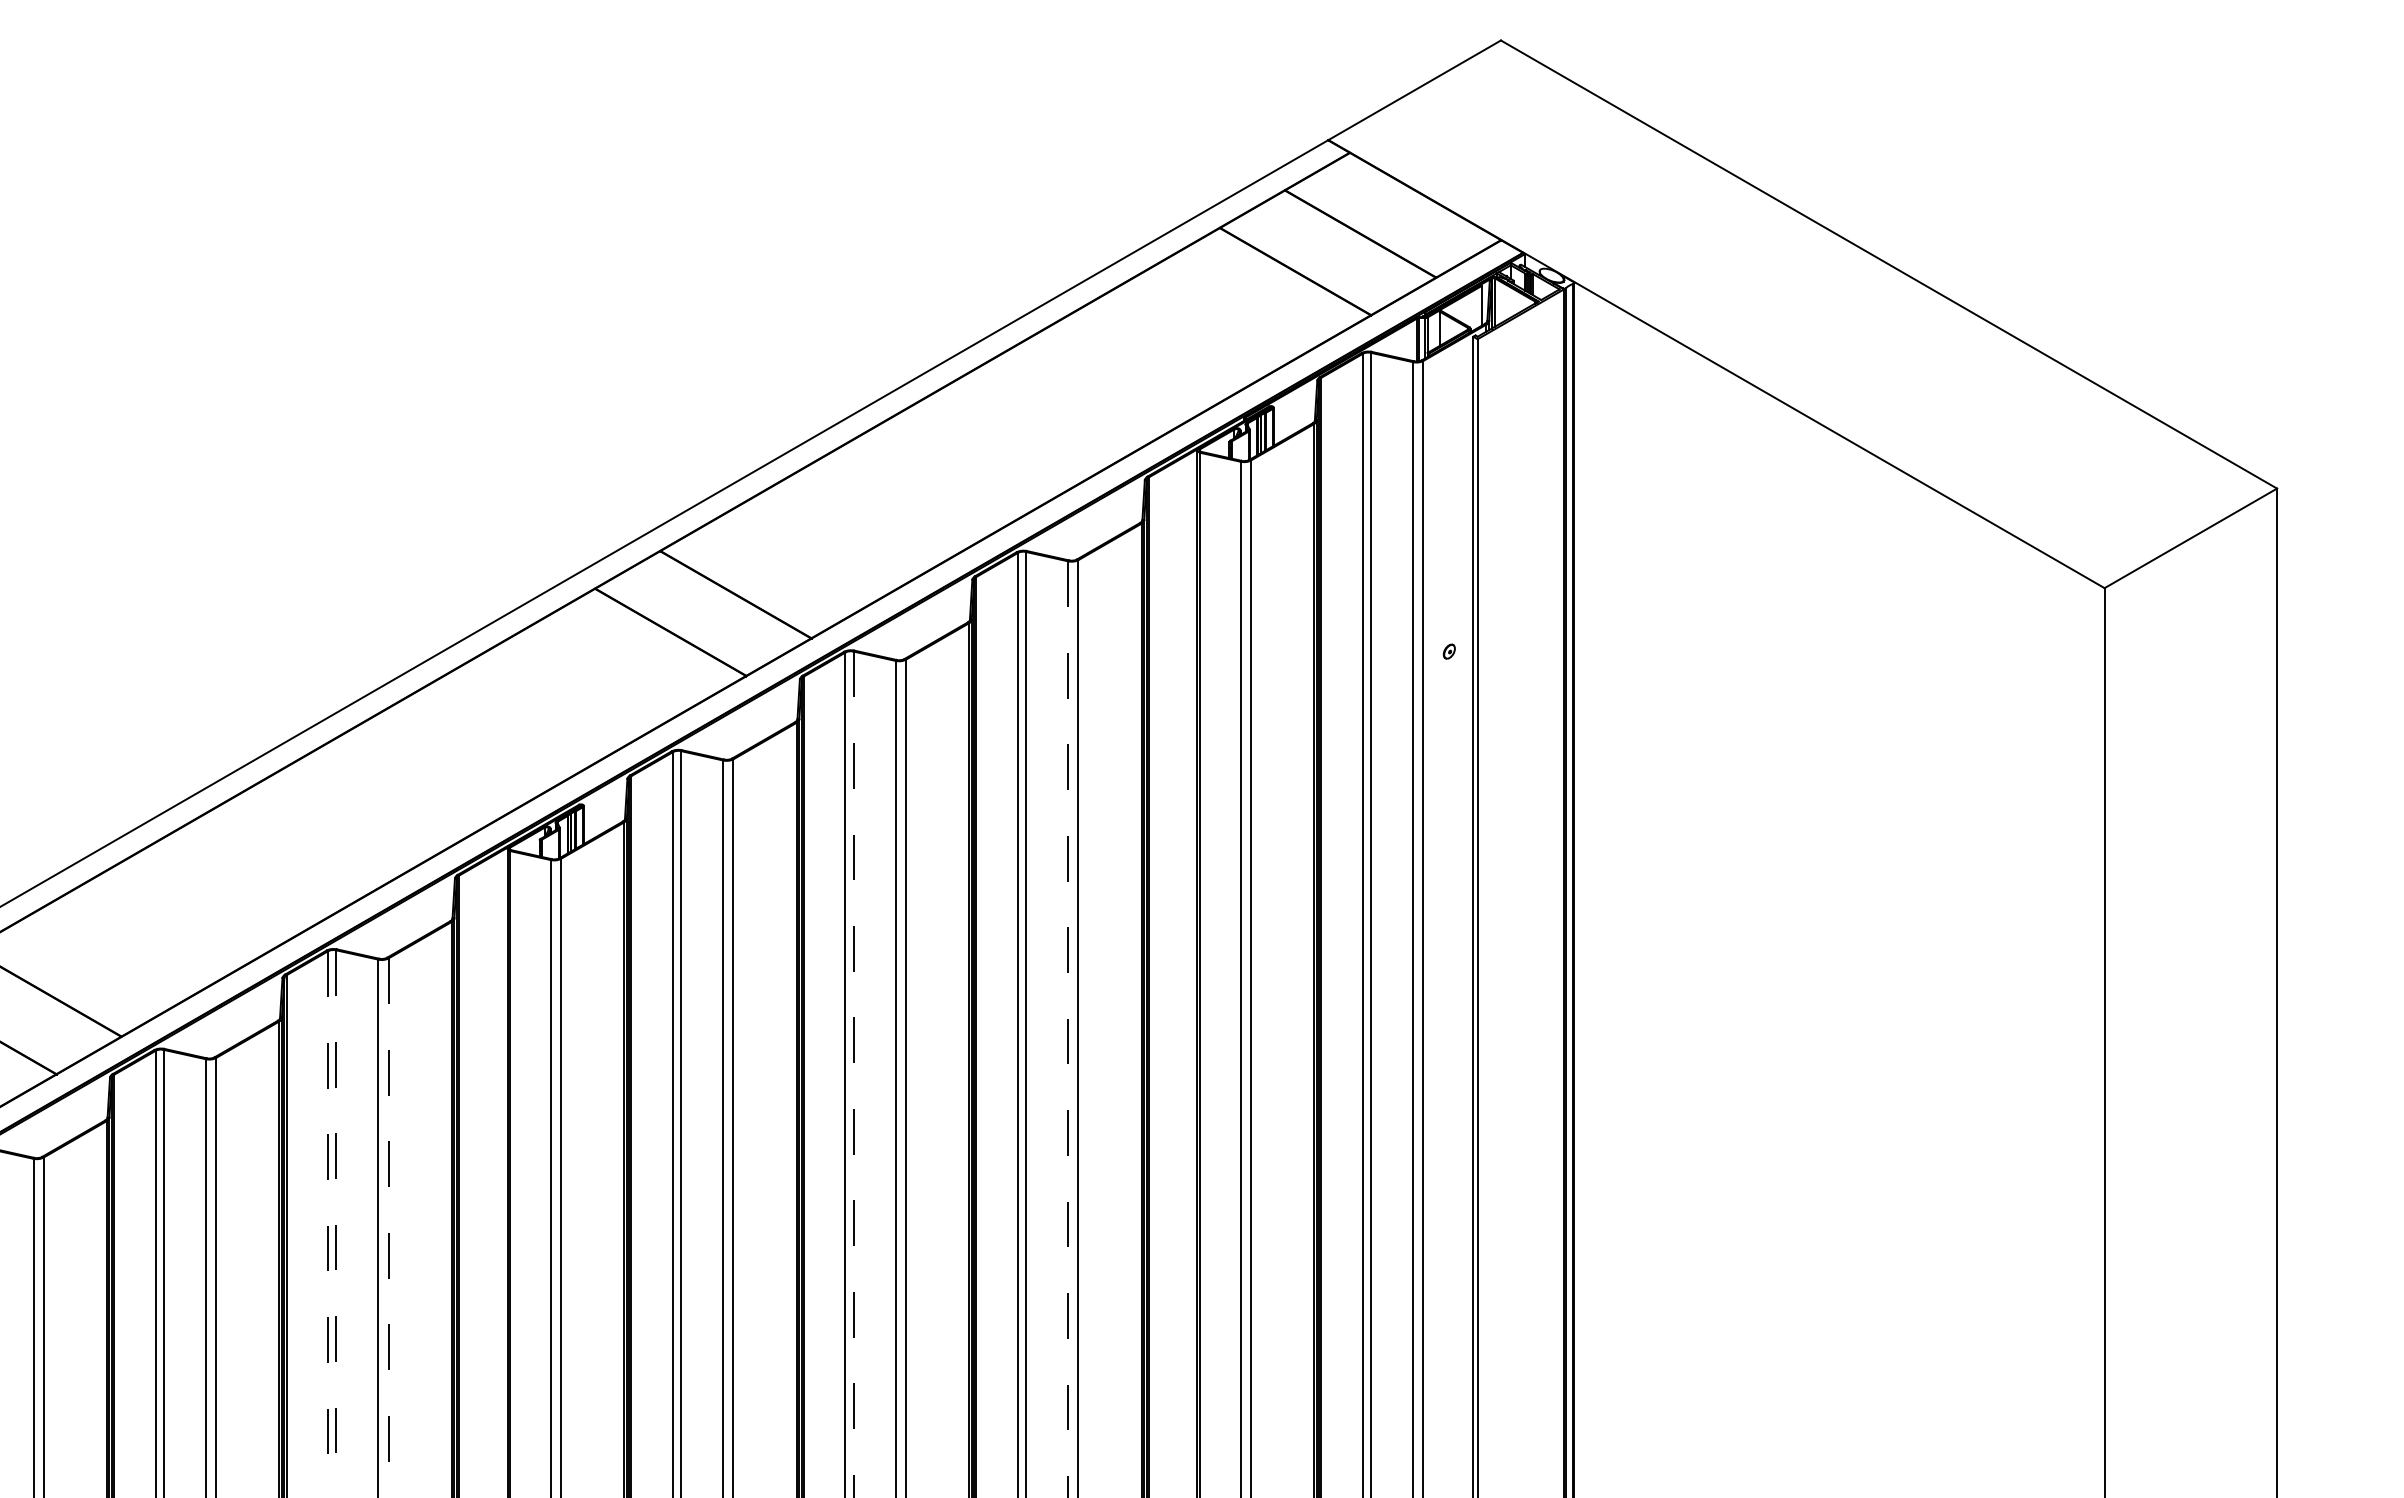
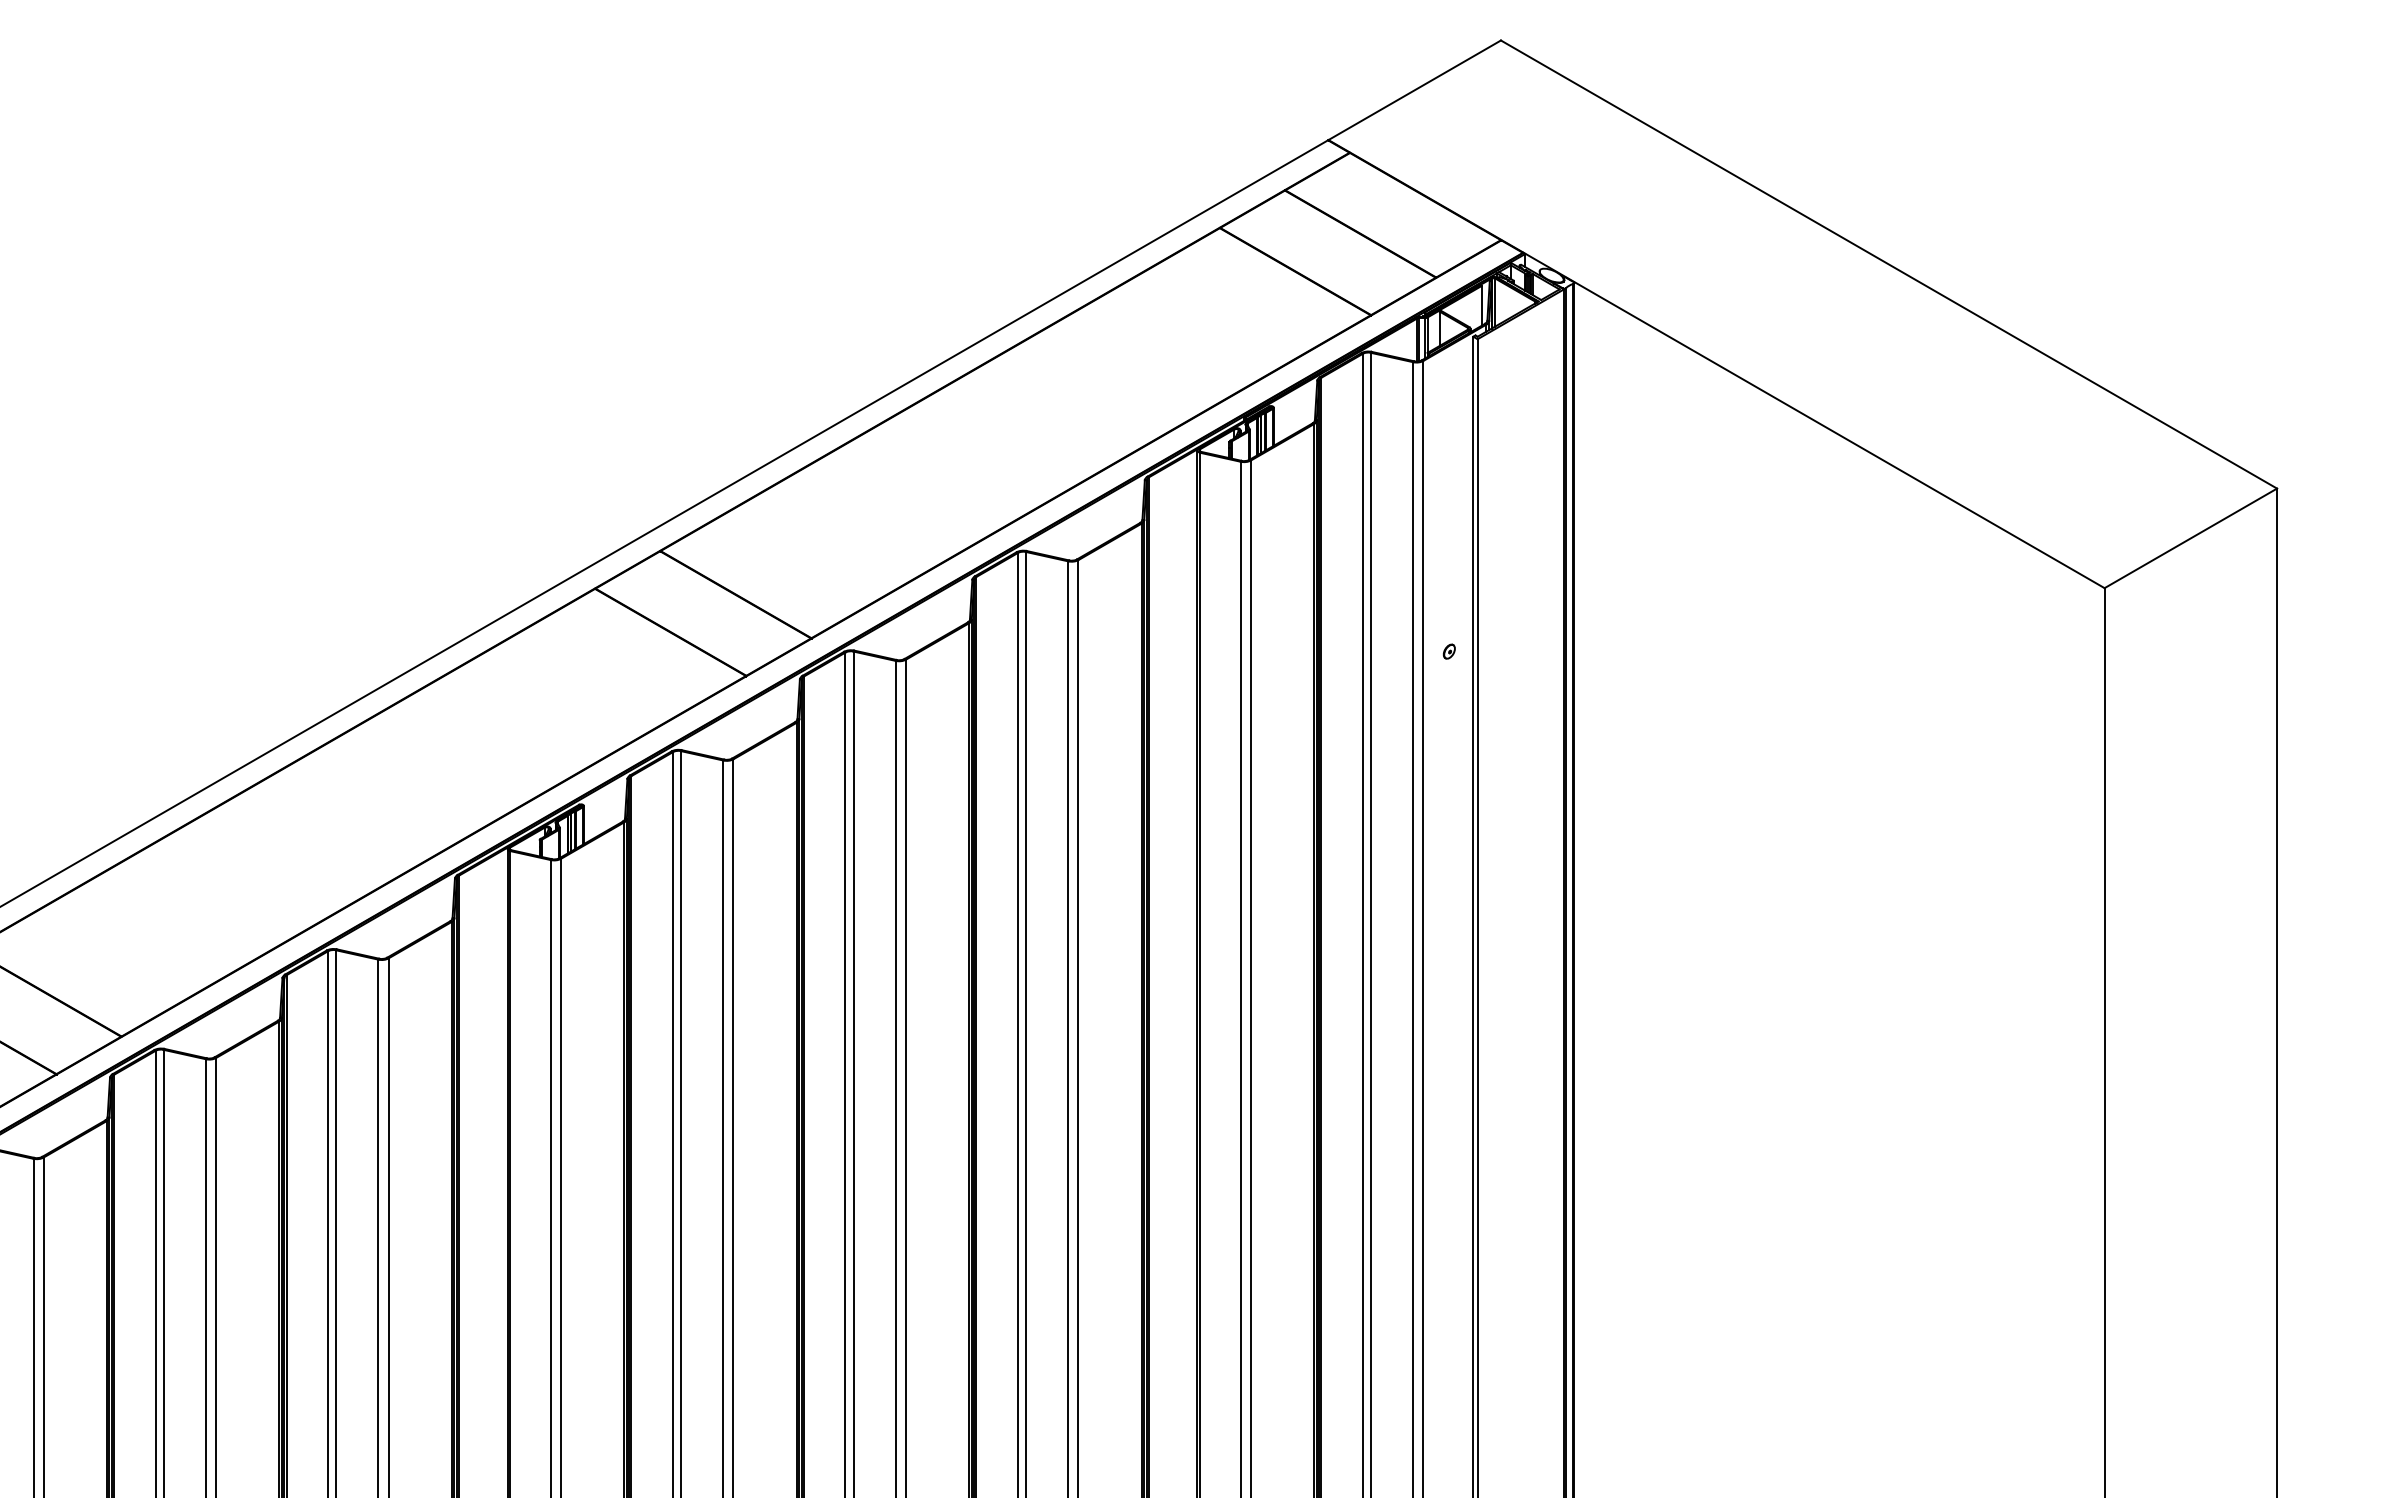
line: dashed -> solid (1068, 1029)
line: dashed -> solid (853, 1074)
line: dashed -> solid (328, 1224)
line: dashed -> solid (336, 1224)
line: dashed -> solid (388, 1228)
